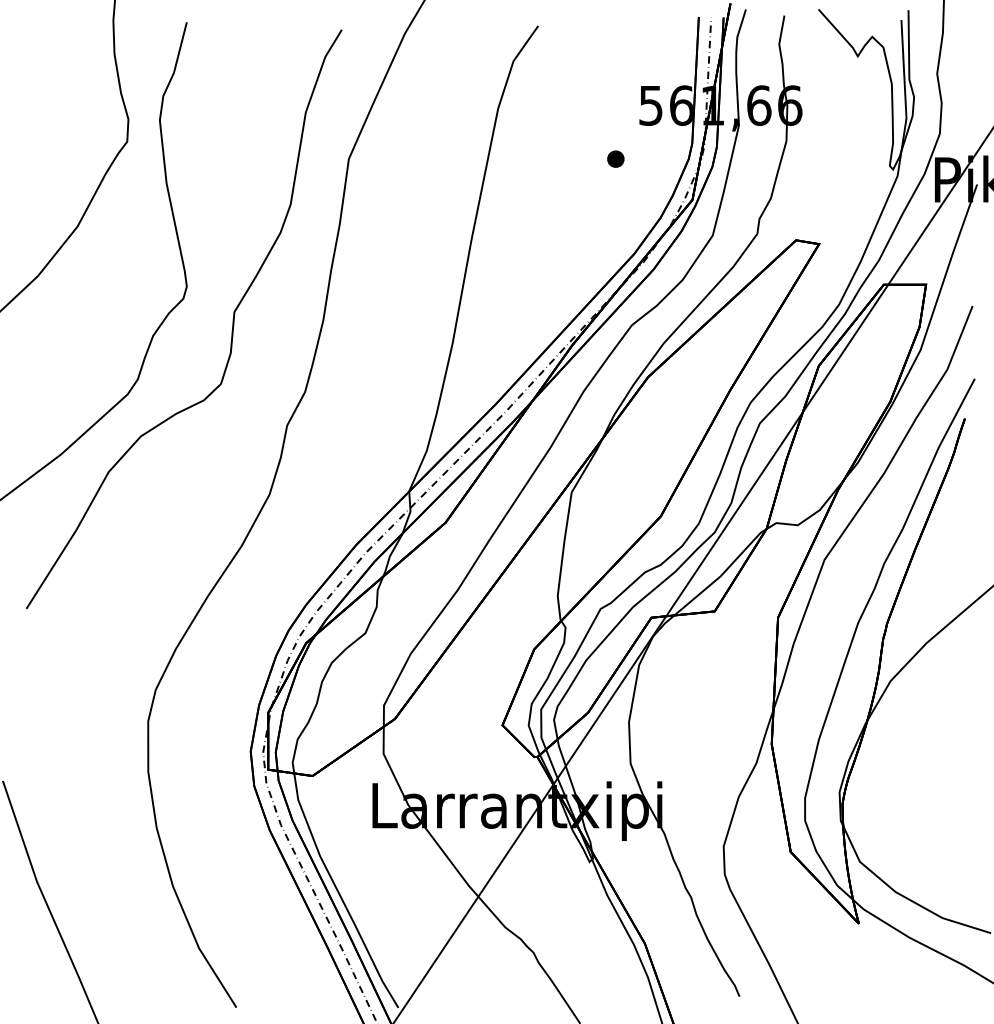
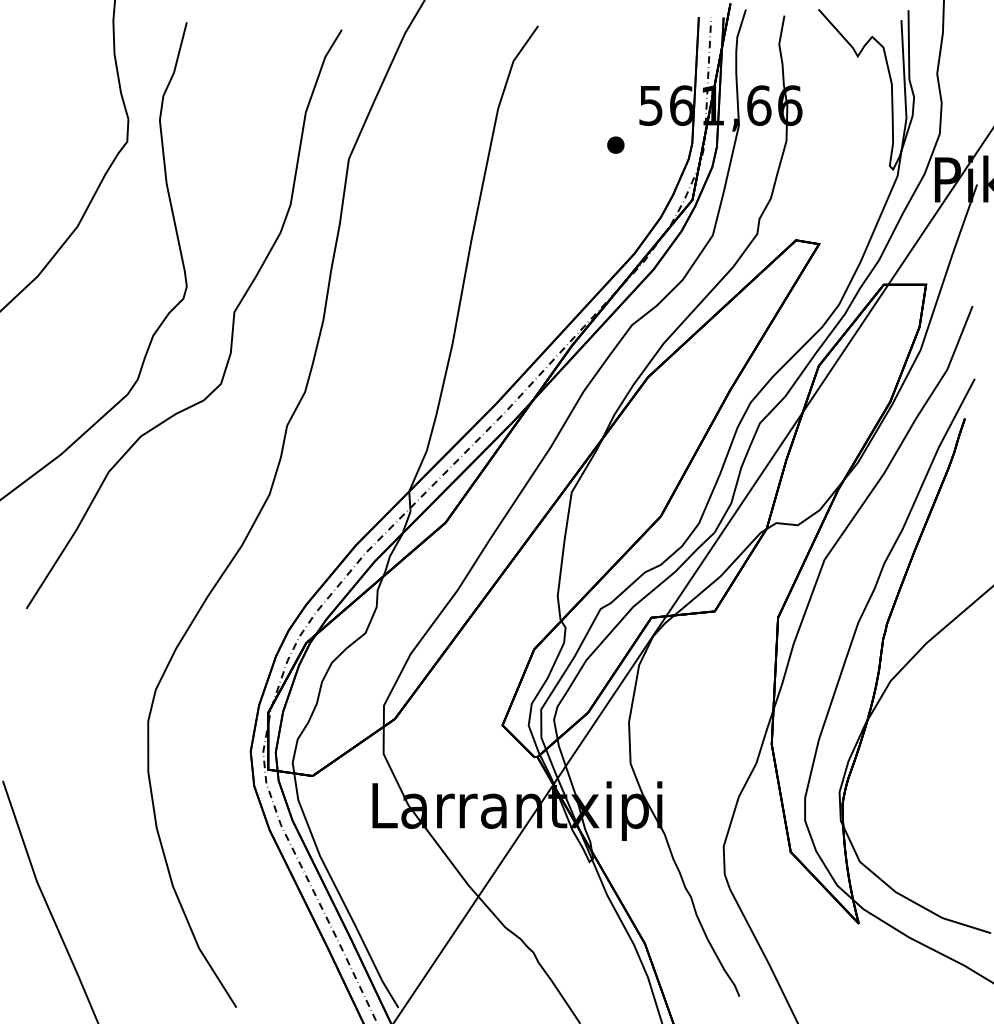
part position: (615, 158) -> (615, 144) (615, 144)
